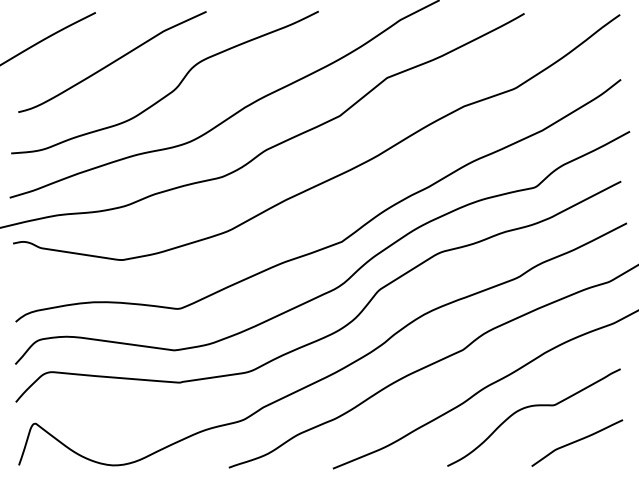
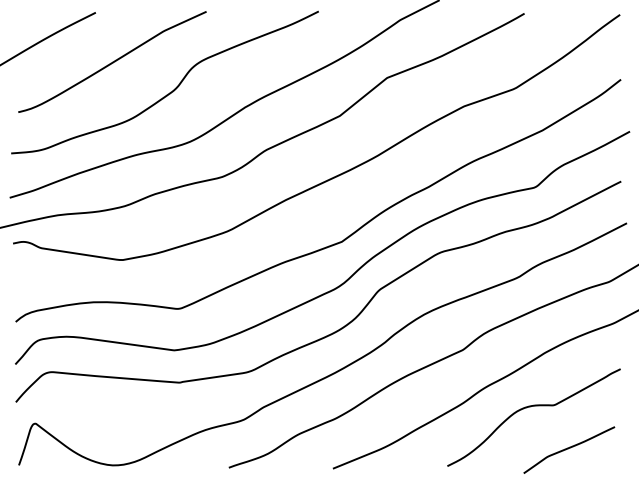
curve position: (577, 441) -> (569, 448) (569, 448)
